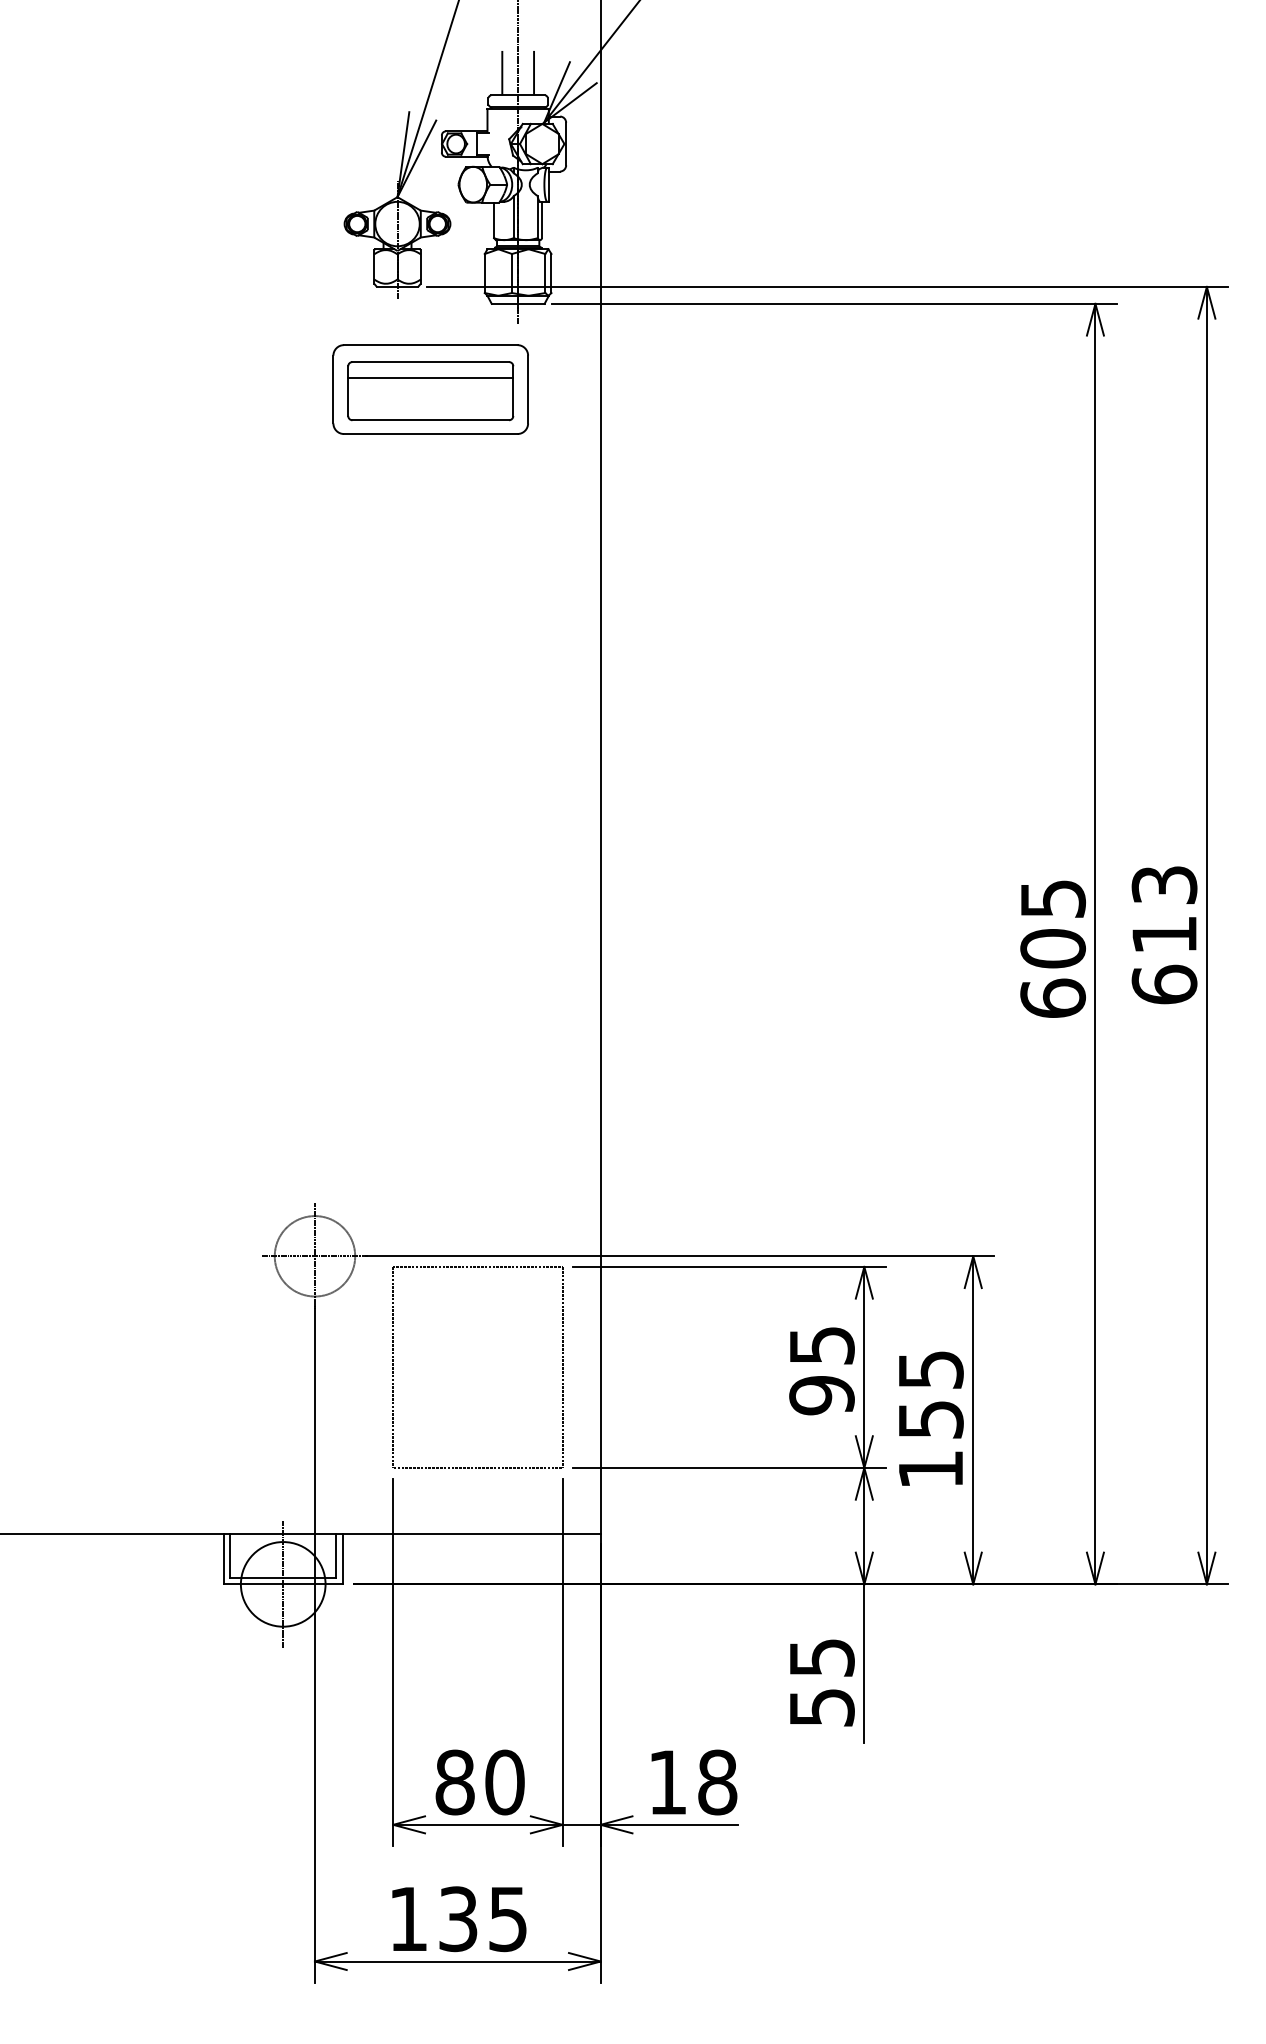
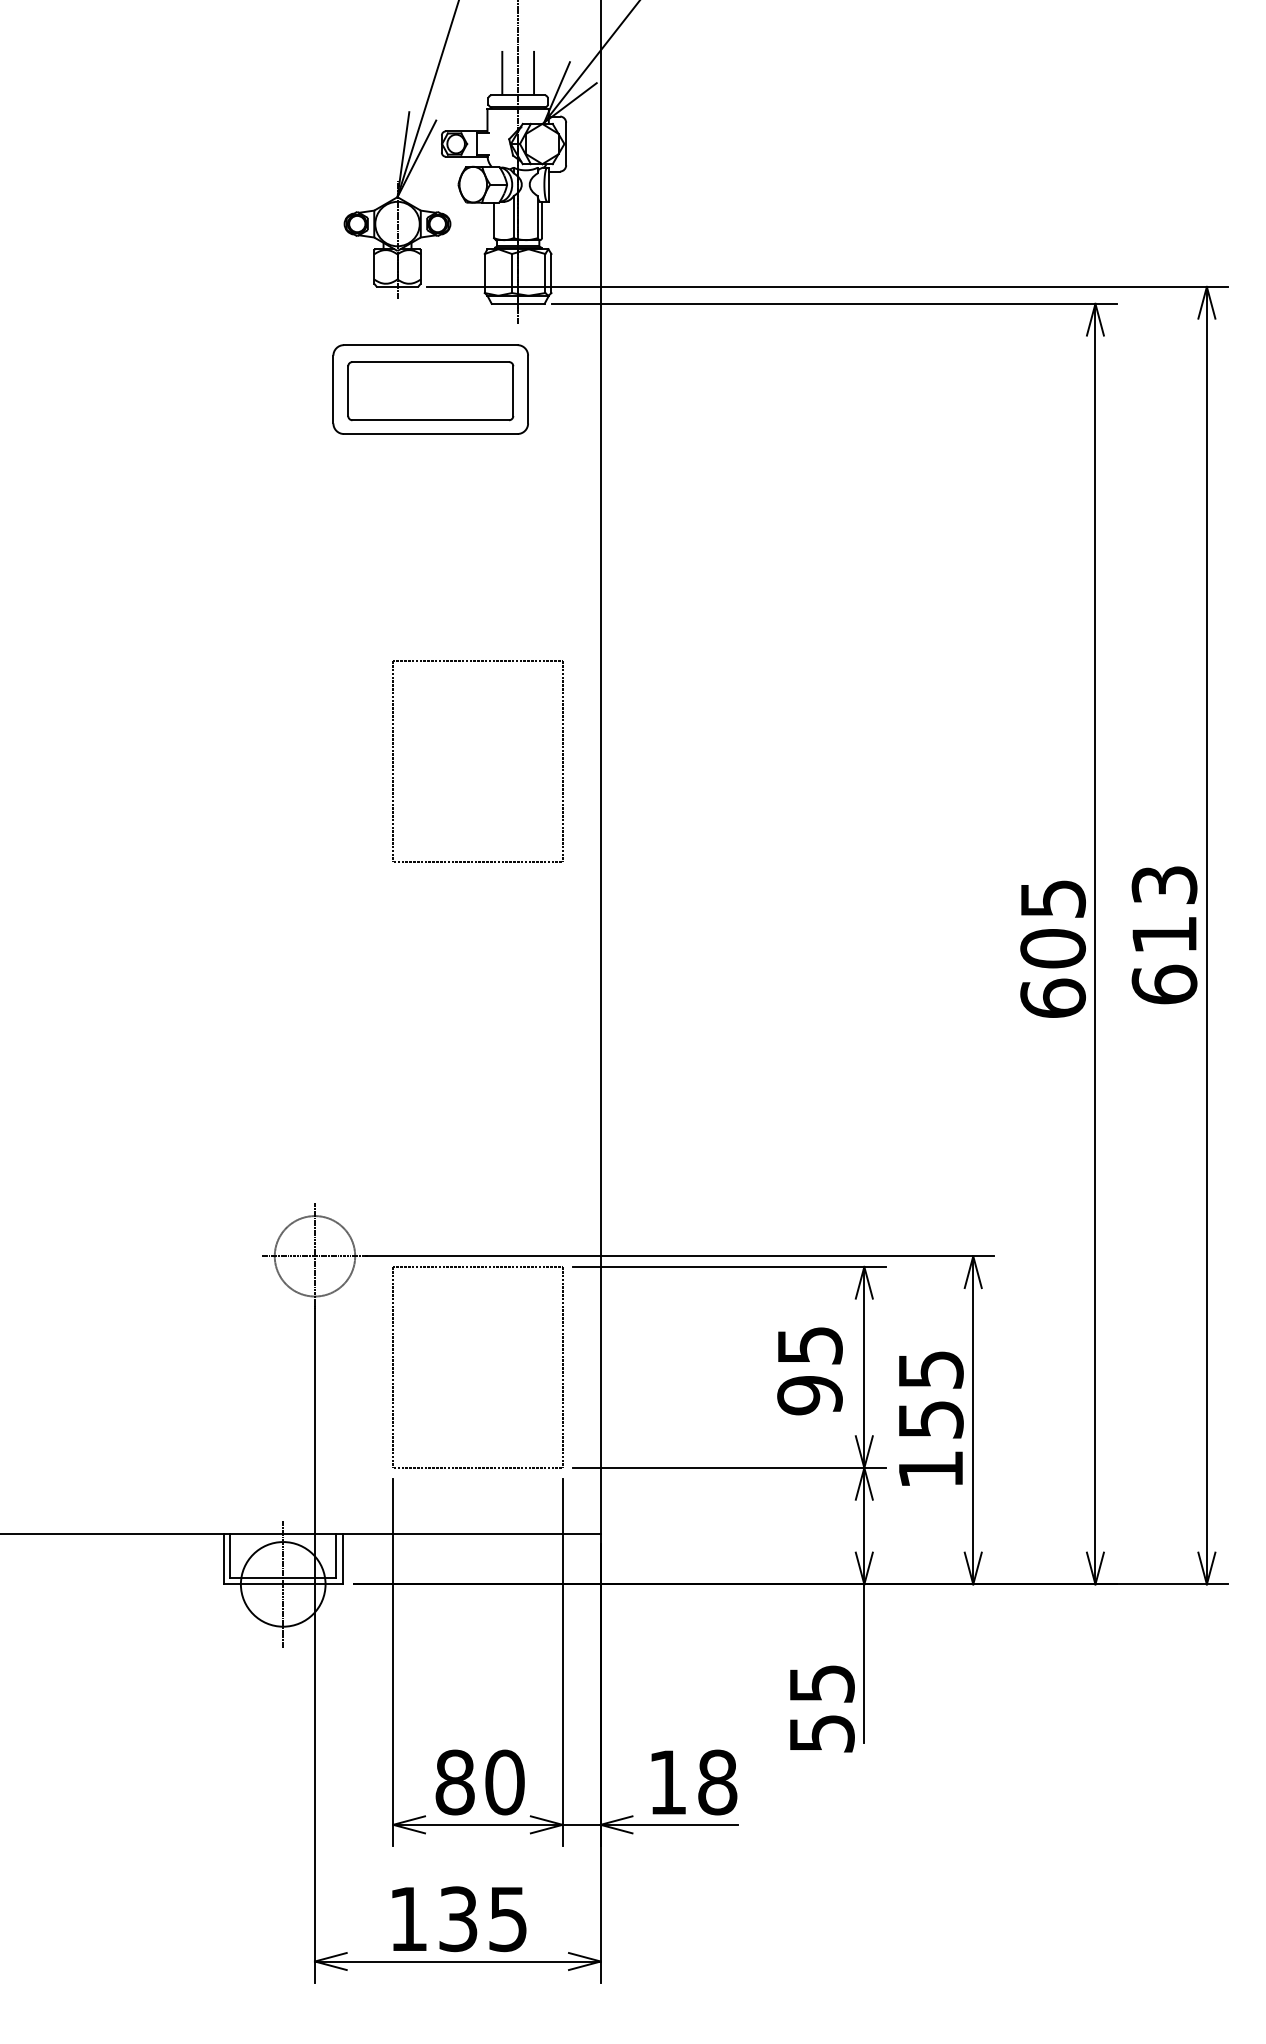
line: present -> none (430, 377)
part: none -> present (393, 761)
text position: (821, 1371) -> (809, 1371) (809, 1371)
text position: (822, 1682) -> (822, 1708) (822, 1708)
